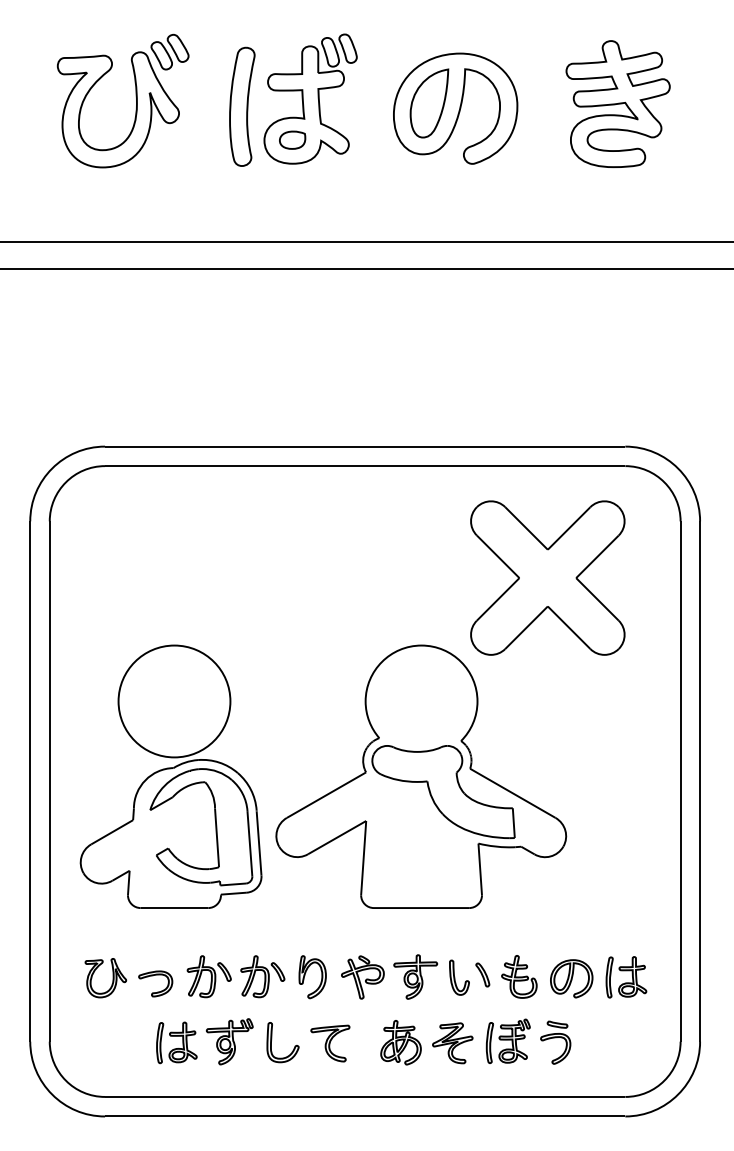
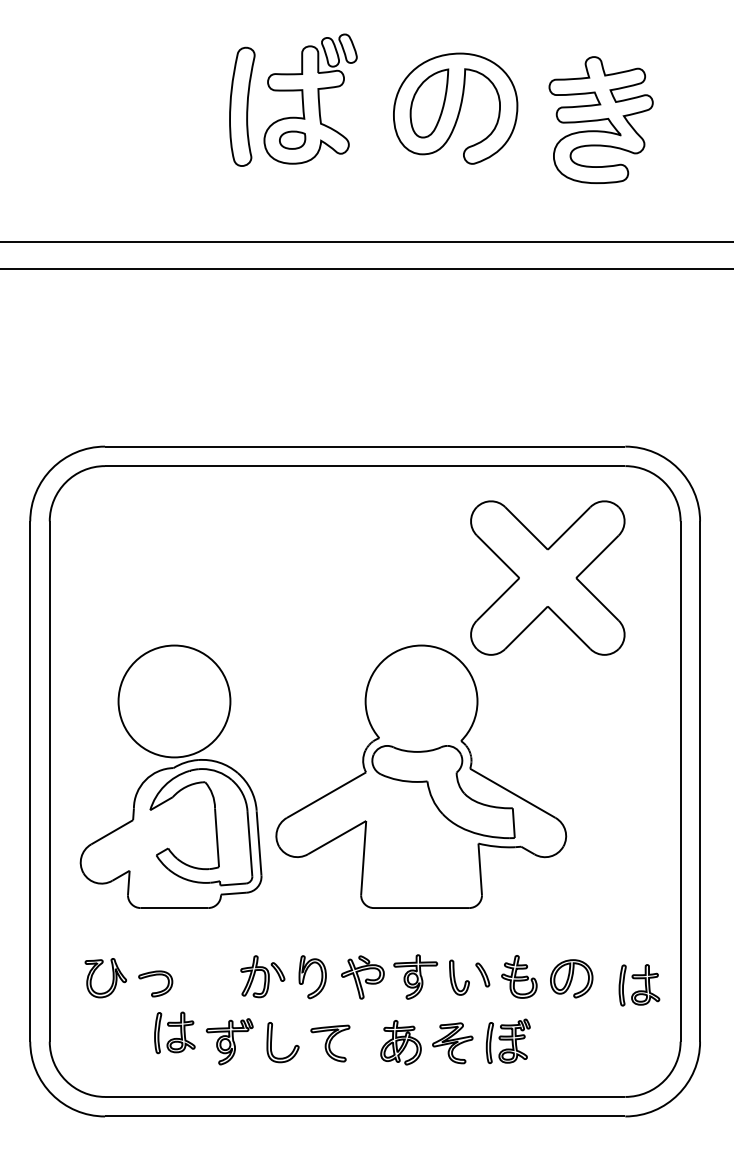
part: present -> none (135, 96)
part position: (617, 104) -> (600, 120) (600, 120)
part: present -> none (208, 976)
part position: (626, 977) -> (639, 985) (639, 985)
part position: (176, 1042) -> (174, 1032) (174, 1032)
part: present -> none (555, 1042)
